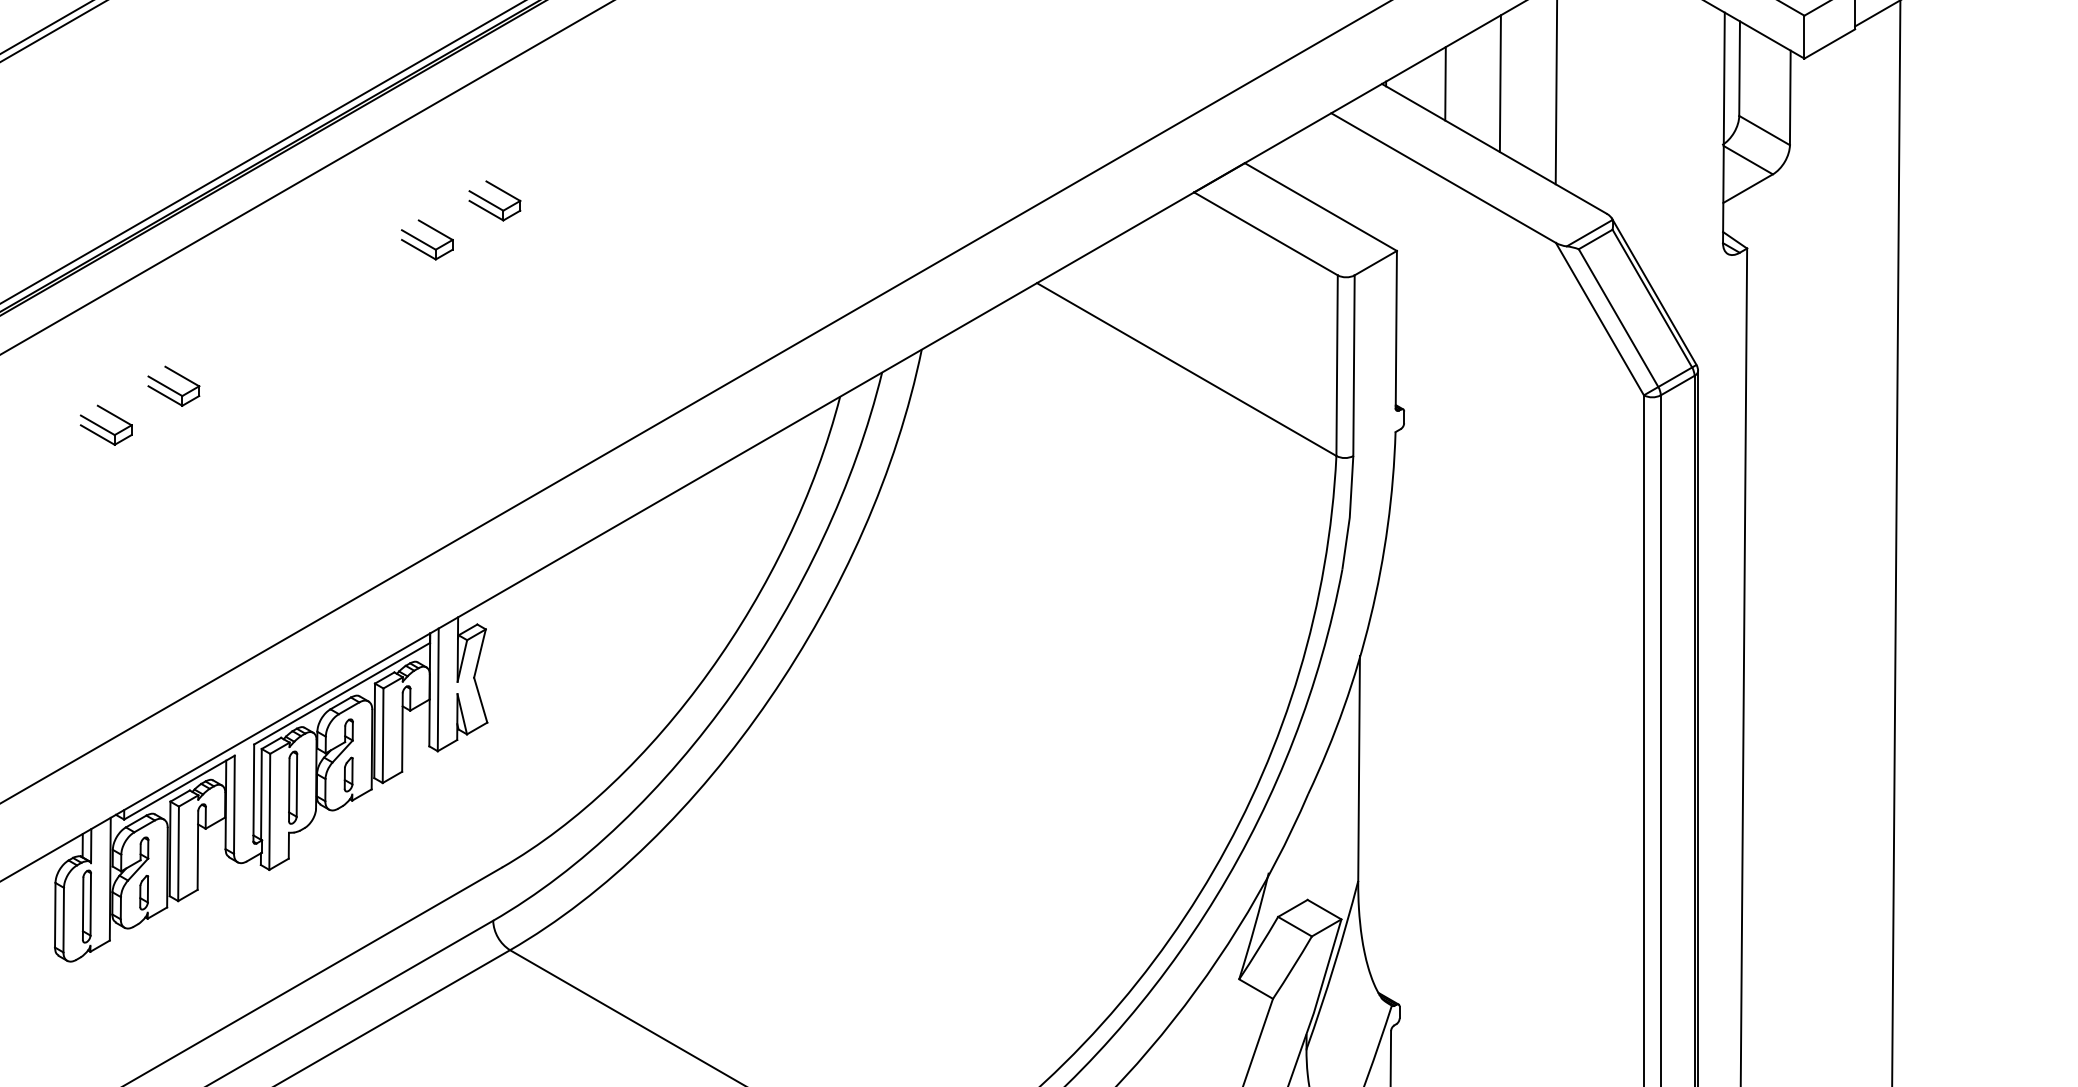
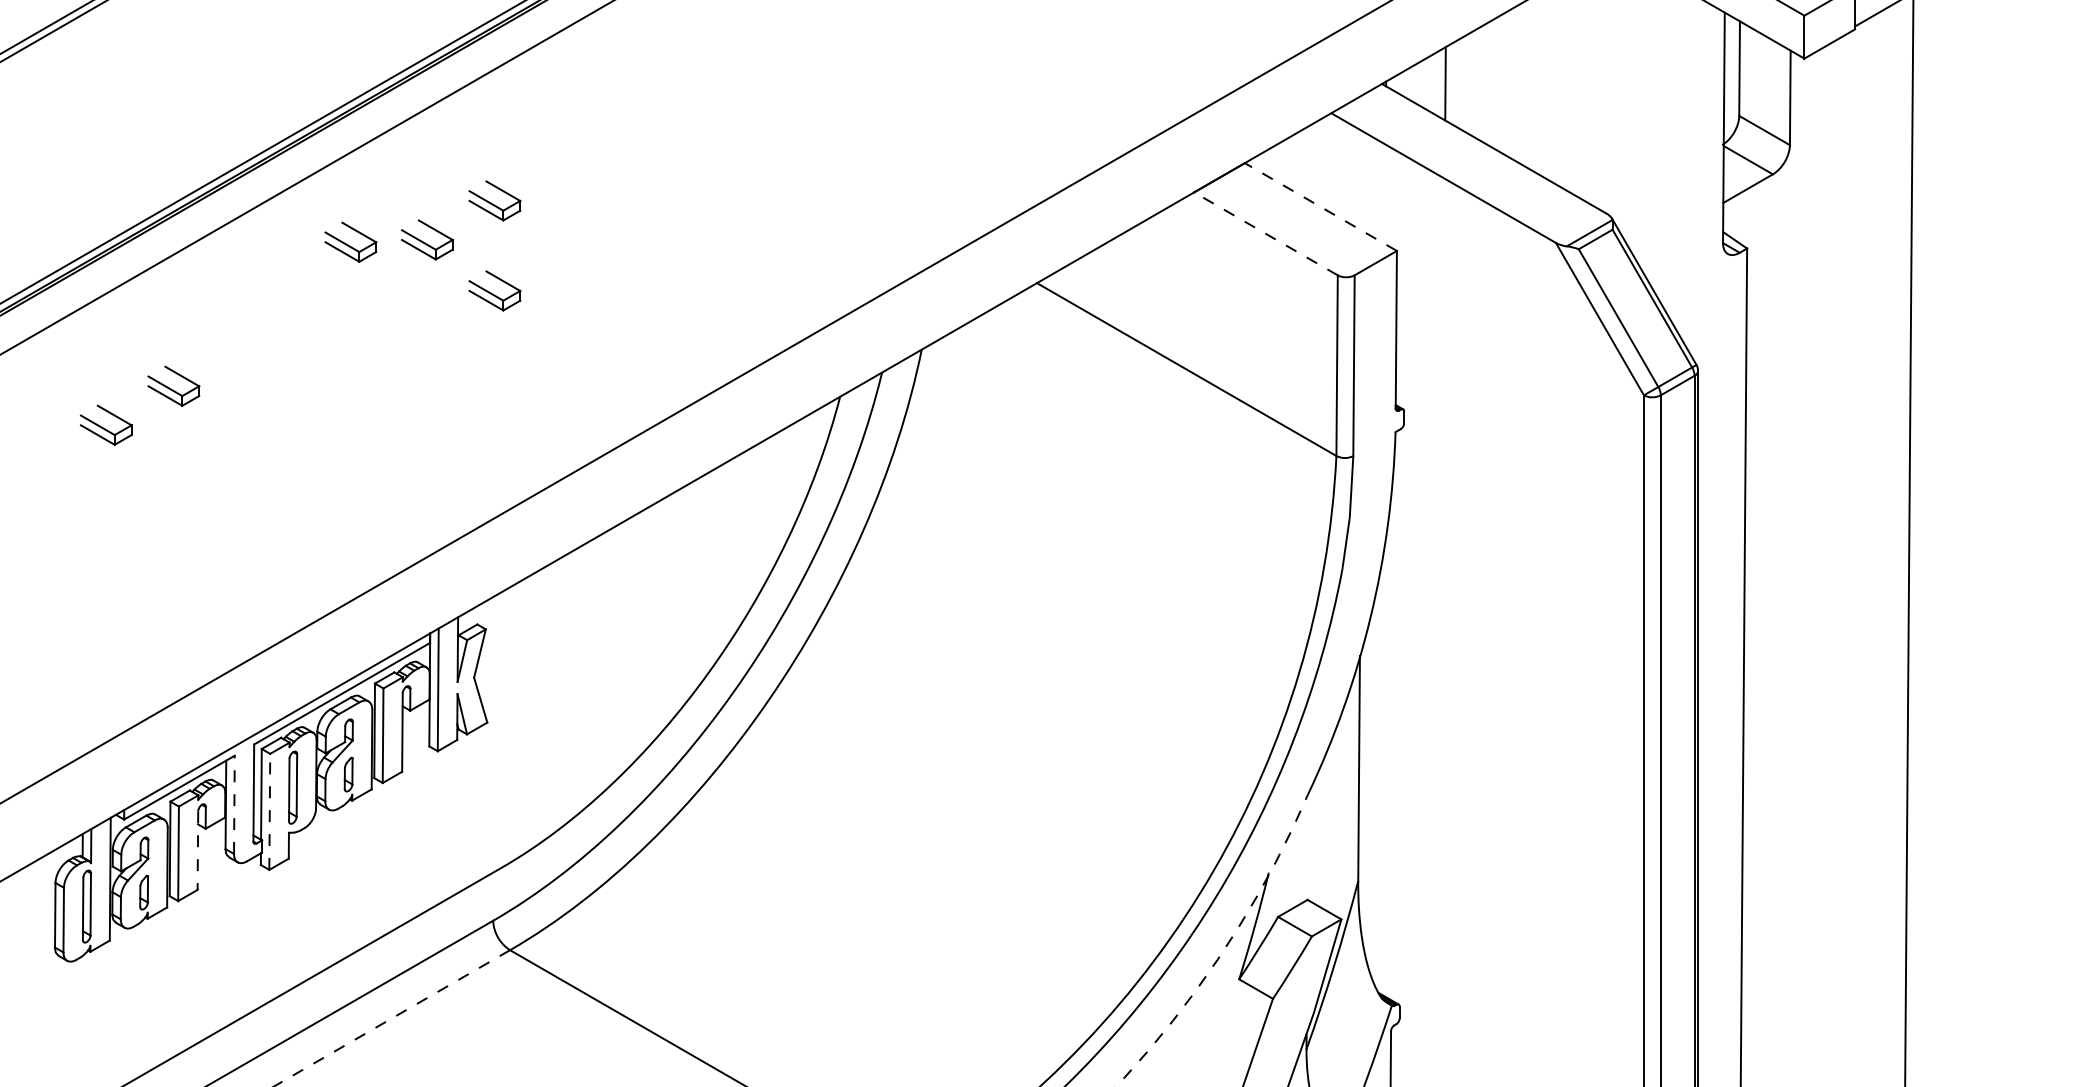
line: present -> none (1499, 83)
line: present -> none (1556, 93)
line: solid -> dashed (1320, 207)
line: solid -> dashed (1265, 233)
part: none -> present (350, 241)
part: none -> present (494, 290)
line position: (1896, 542) -> (1909, 542) (1909, 542)
line: solid -> dashed (234, 804)
line: solid -> dashed (269, 811)
line: solid -> dashed (197, 851)
arc: solid -> dashed (1224, 948)
line: solid -> dashed (391, 1018)
